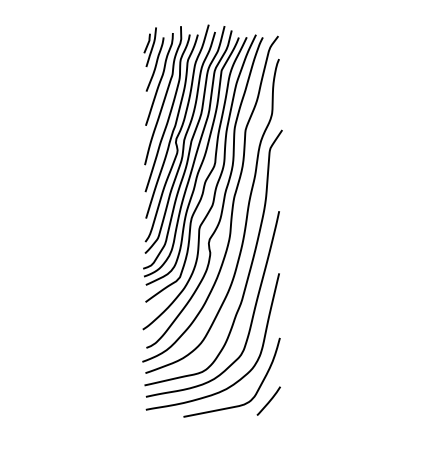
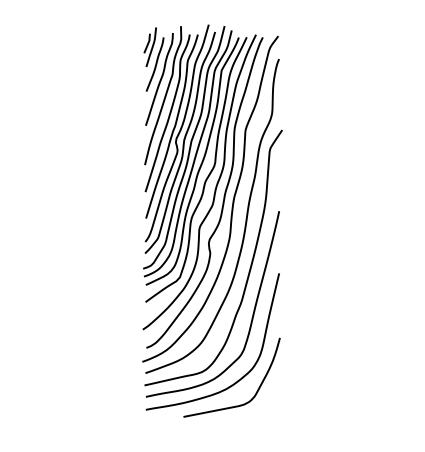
line: present -> none (269, 400)
